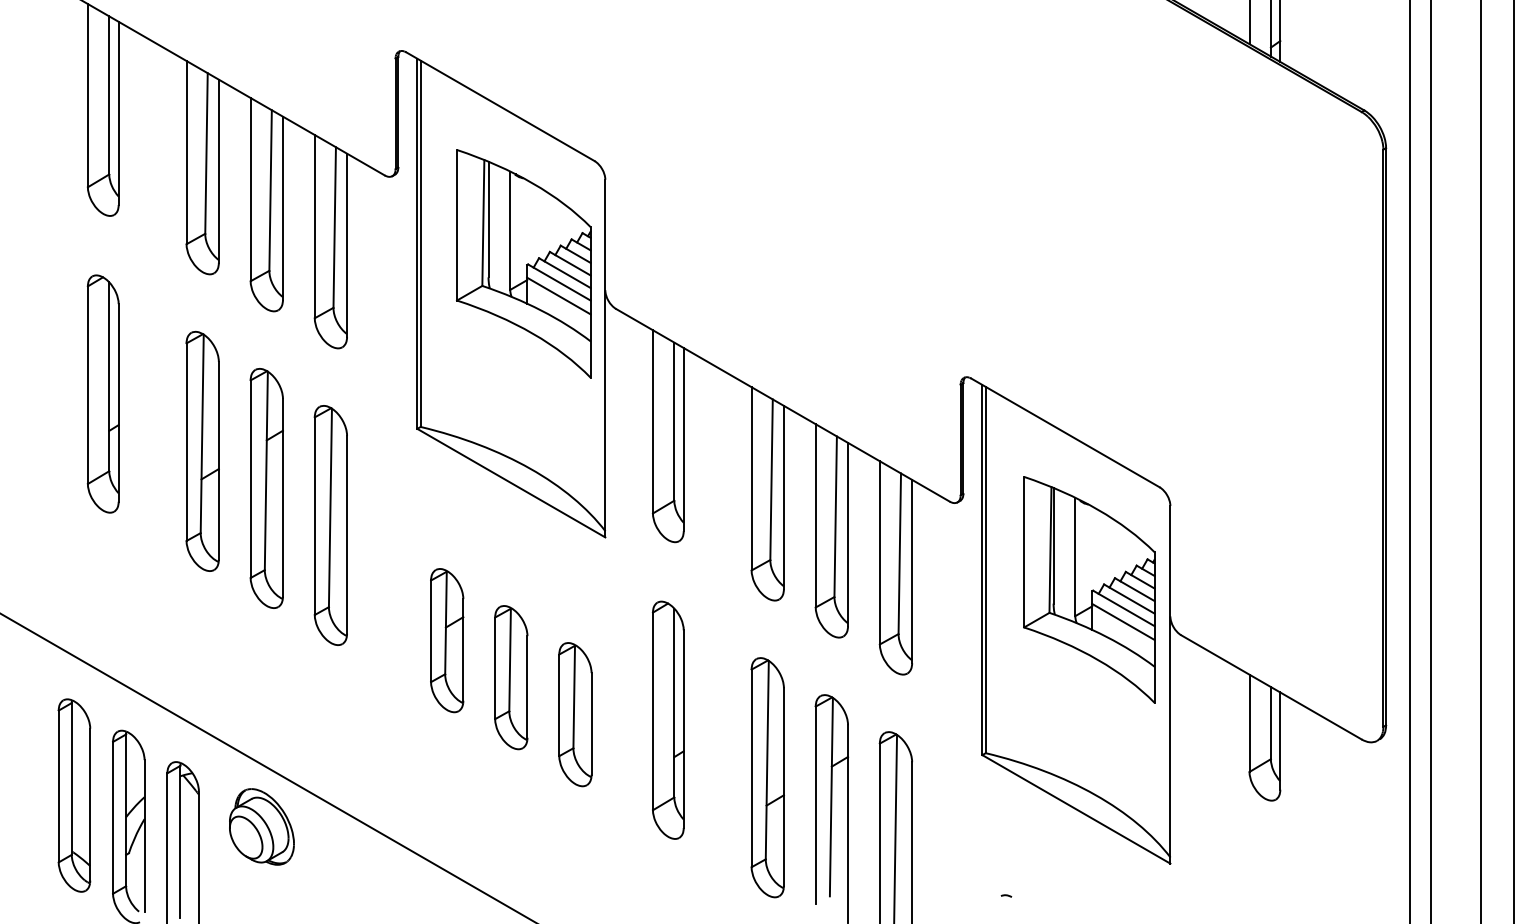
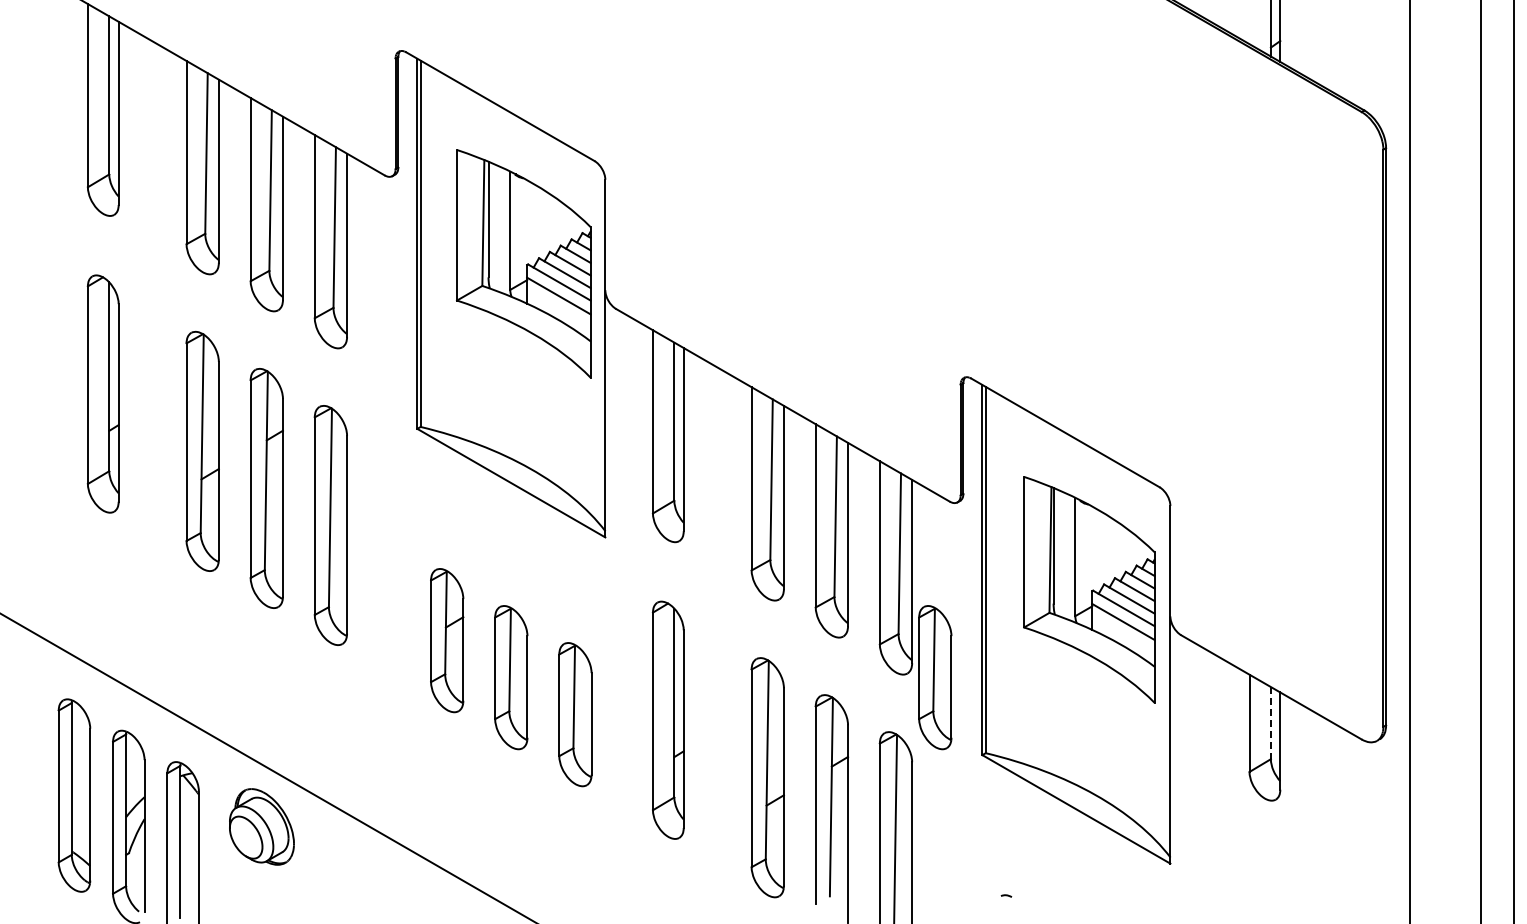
line: present -> none (1249, 23)
line: present -> none (1431, 461)
part: none -> present (935, 677)
line: solid -> dashed (1270, 723)
